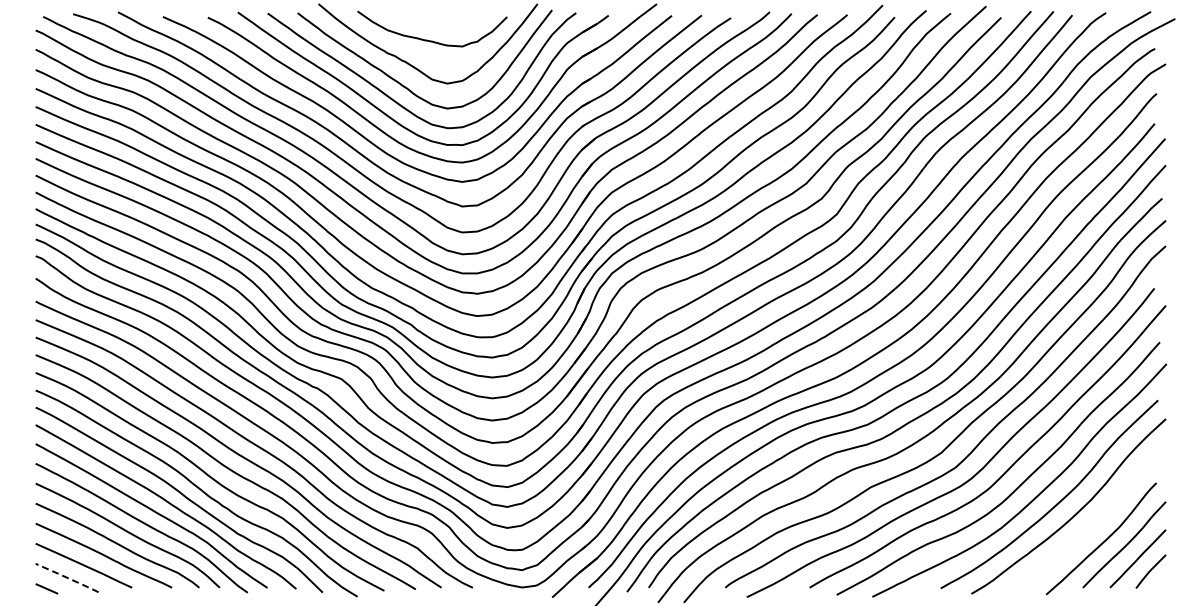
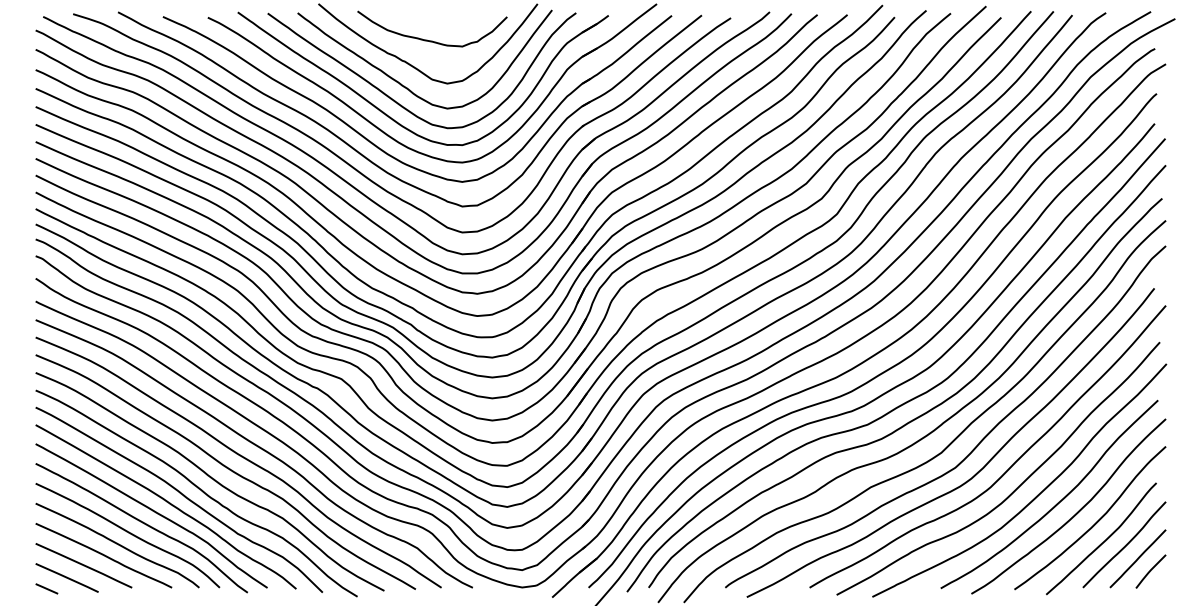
curve: none -> present (1095, 522)
line: dashed -> solid (67, 577)
